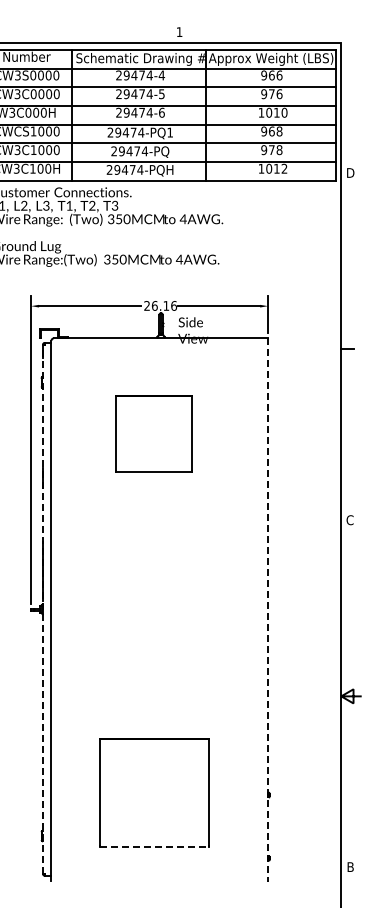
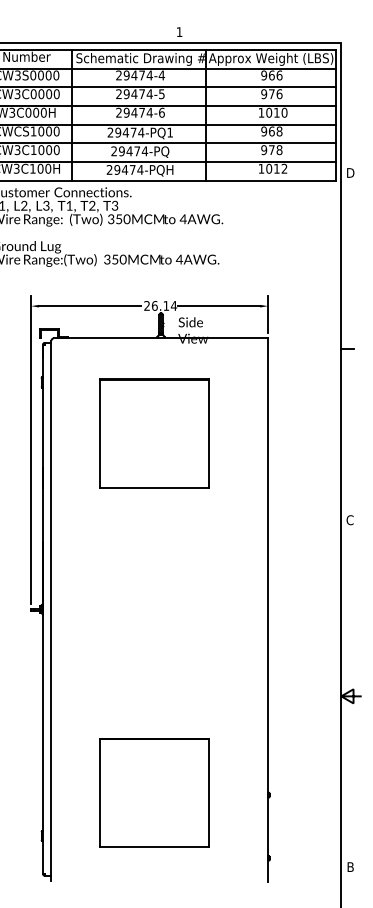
text: 26.16 -> 26.14 (173, 305)
part size: 78x78 px -> 111x111 px (154, 433)
line: dashed -> solid (43, 609)
line: dashed -> solid (268, 610)
line: dashed -> solid (154, 847)
